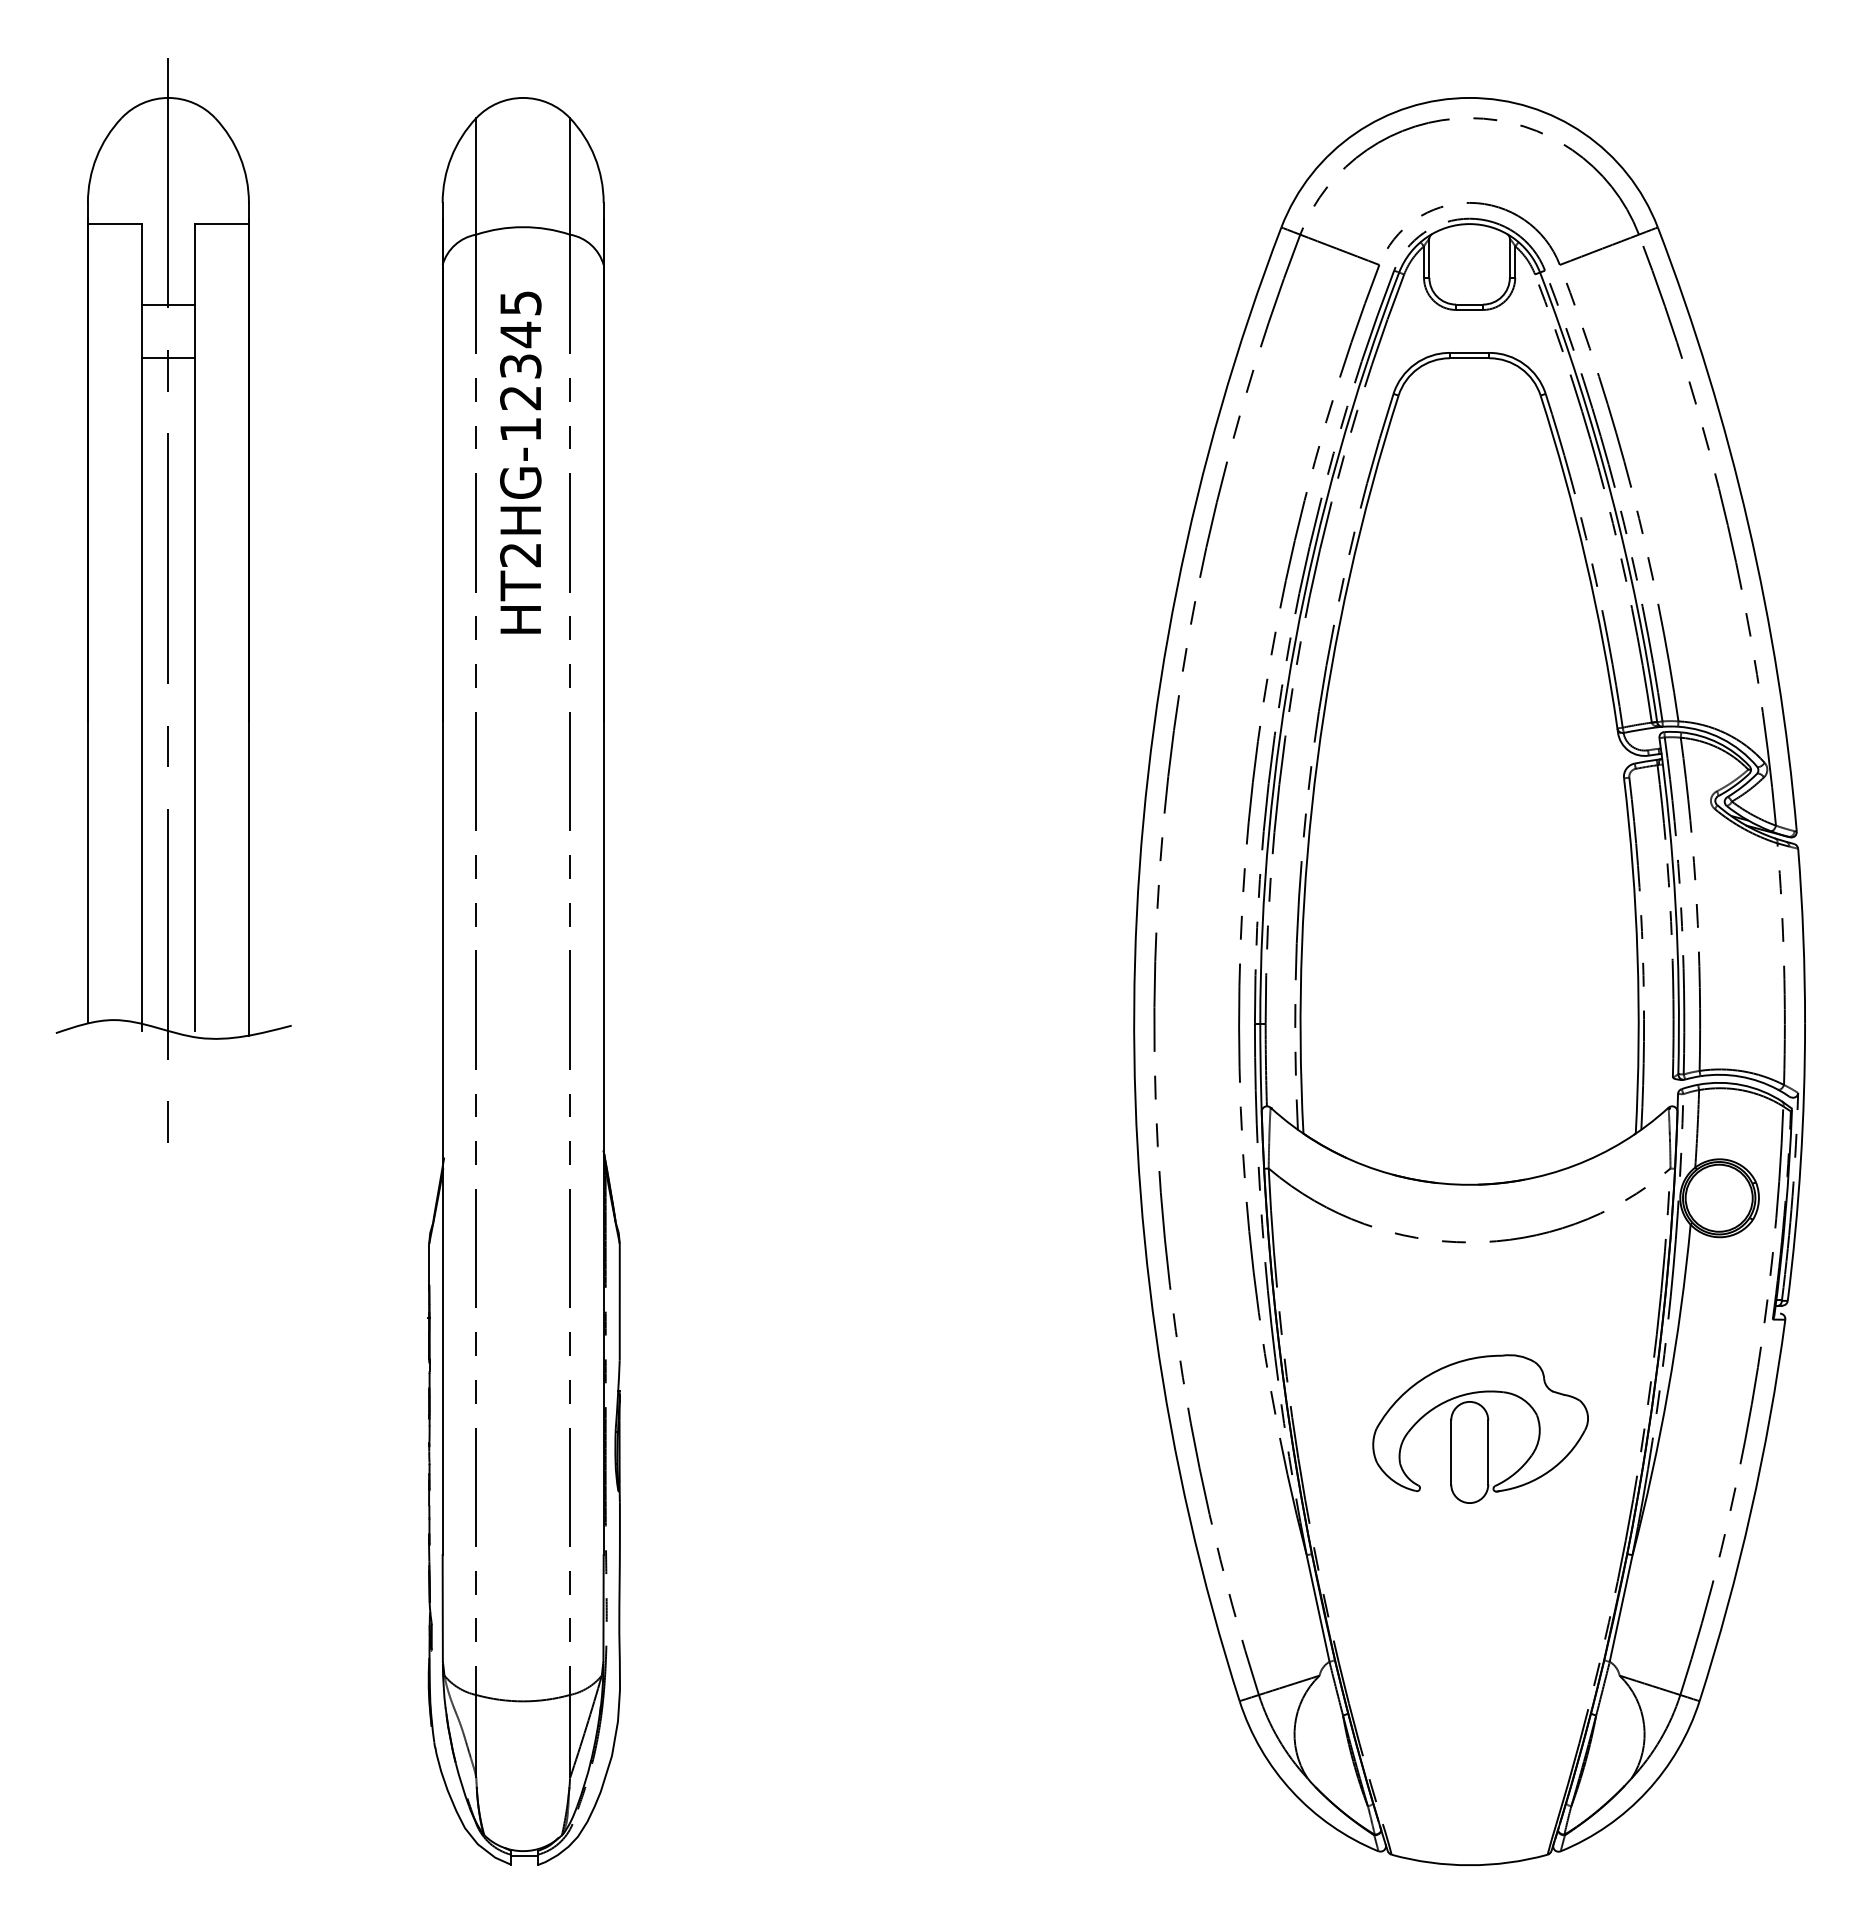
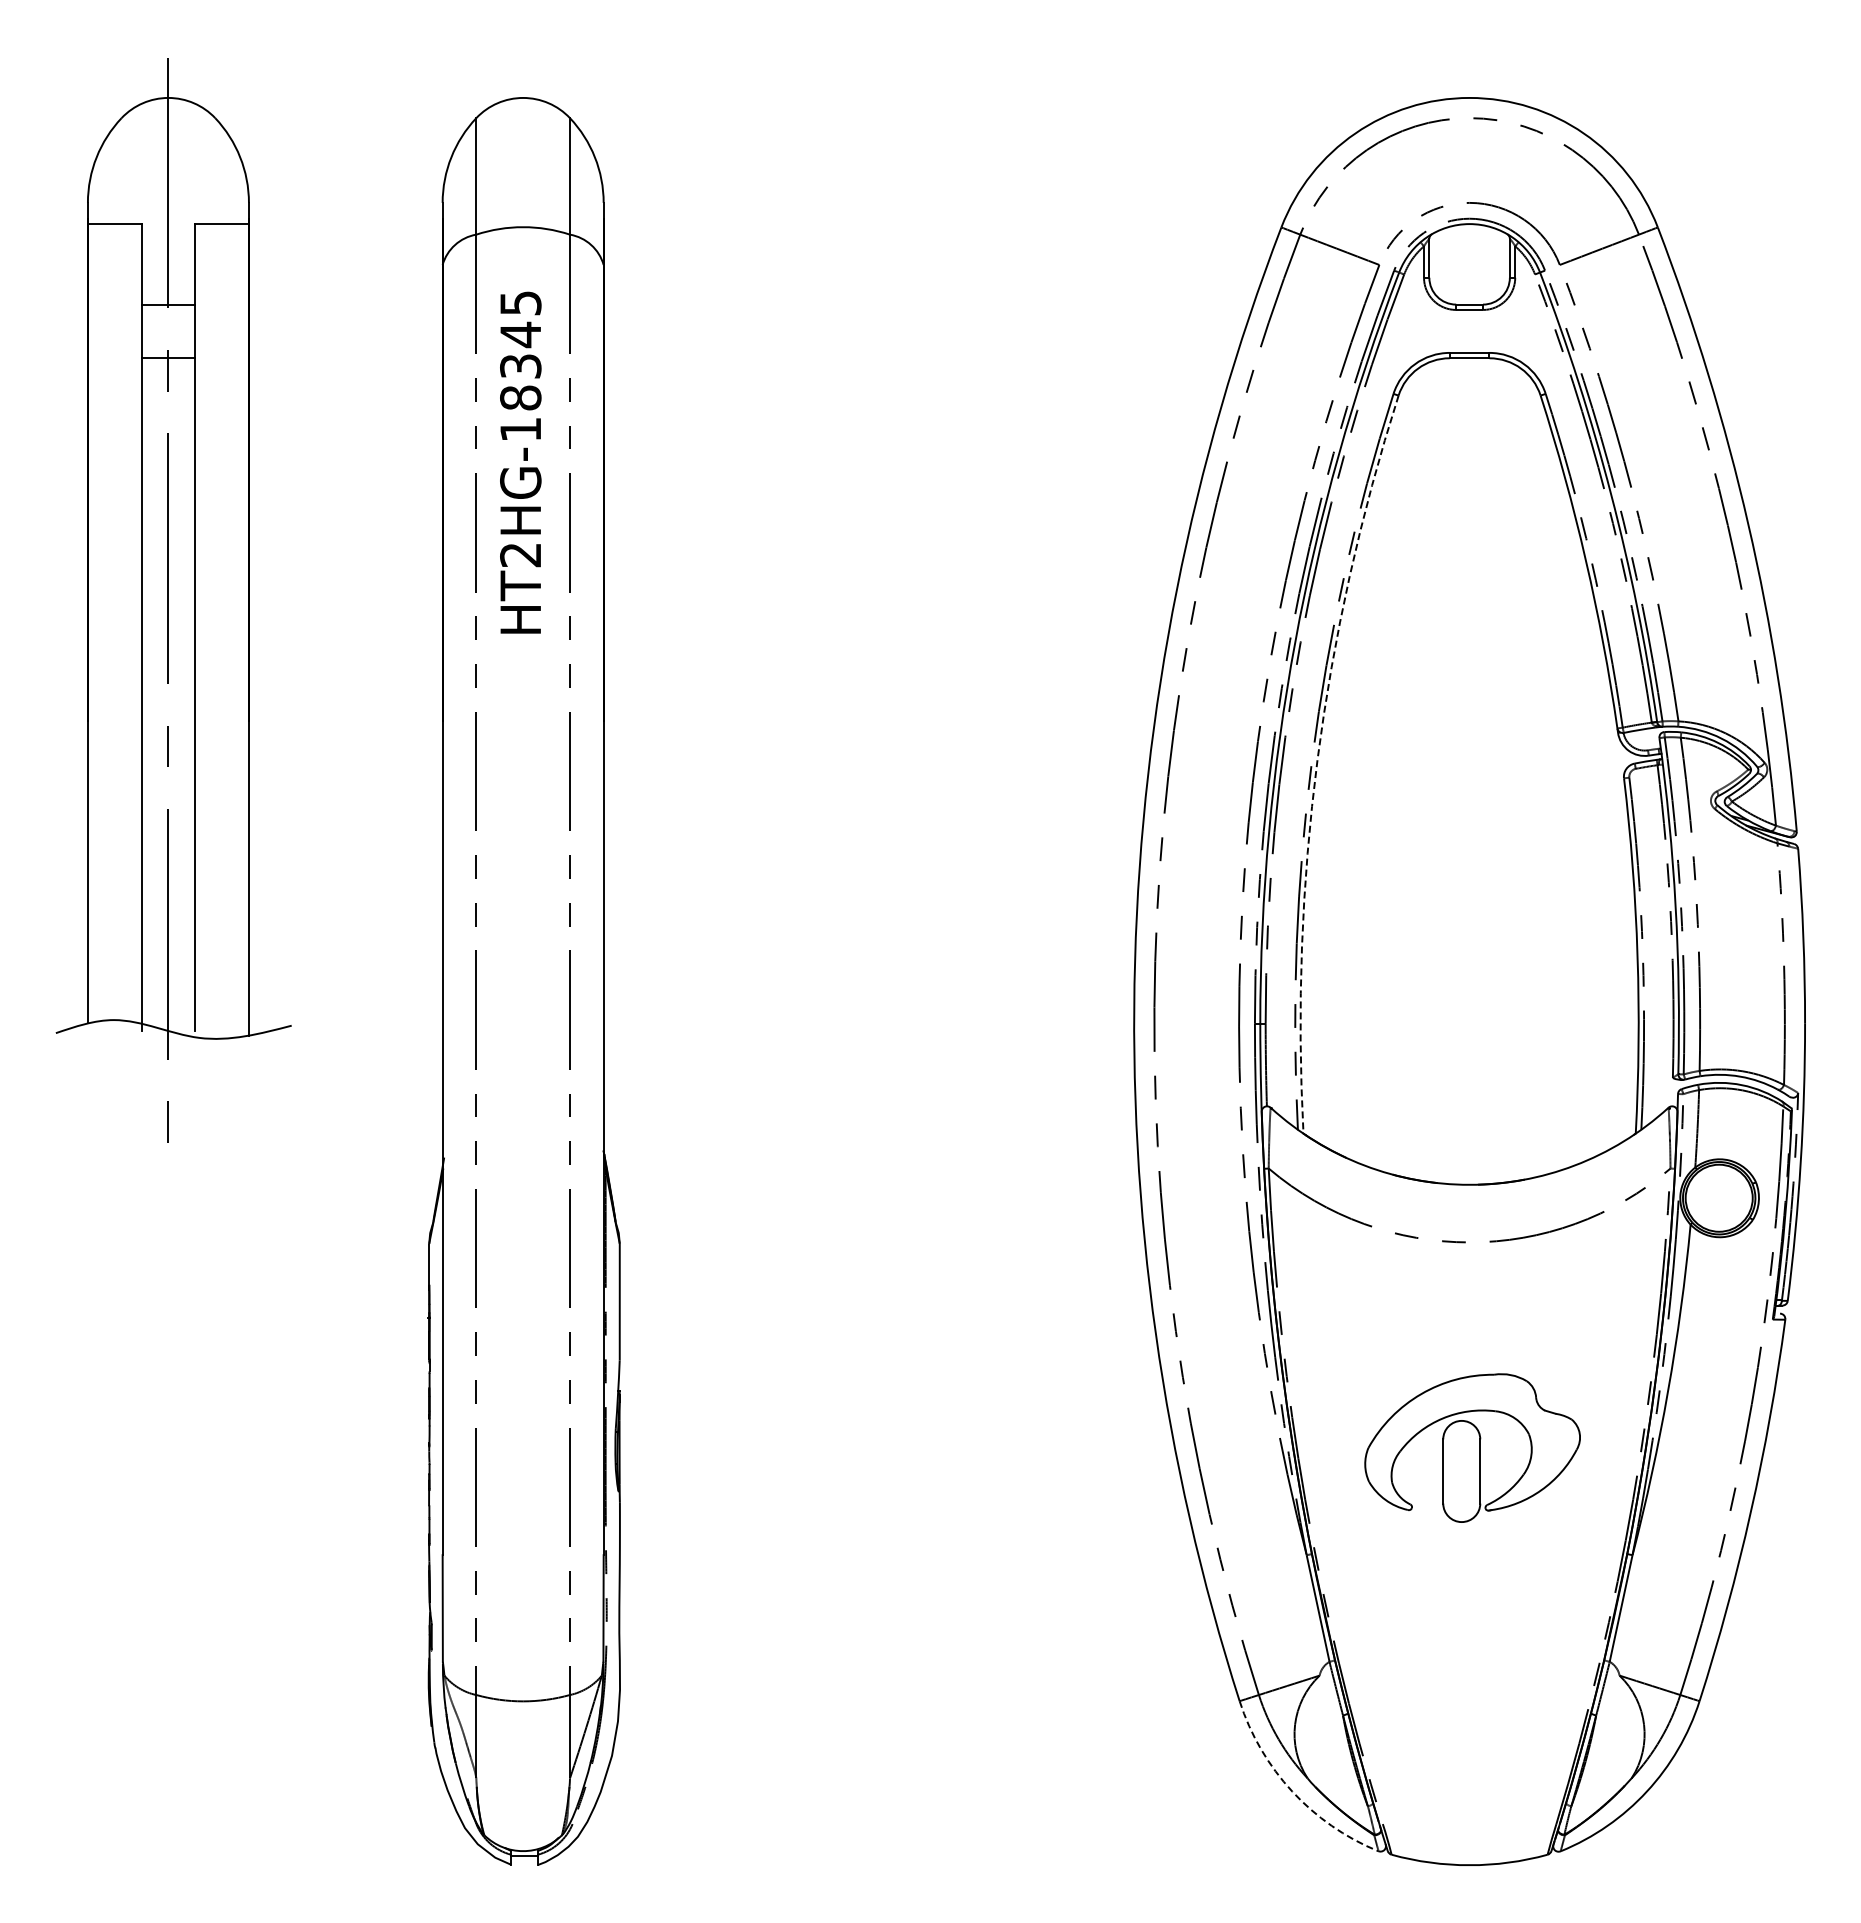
text: HT2HG-12345 -> HT2HG-18345 (520, 397)
arc: solid -> dashed (1317, 760)
part position: (1480, 1428) -> (1472, 1447) (1472, 1447)
arc: solid -> dashed (1292, 1791)
